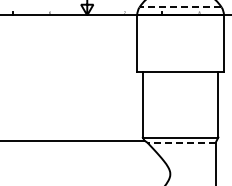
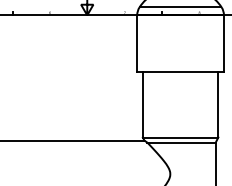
line: dashed -> solid (180, 7)
line: dashed -> solid (181, 142)
